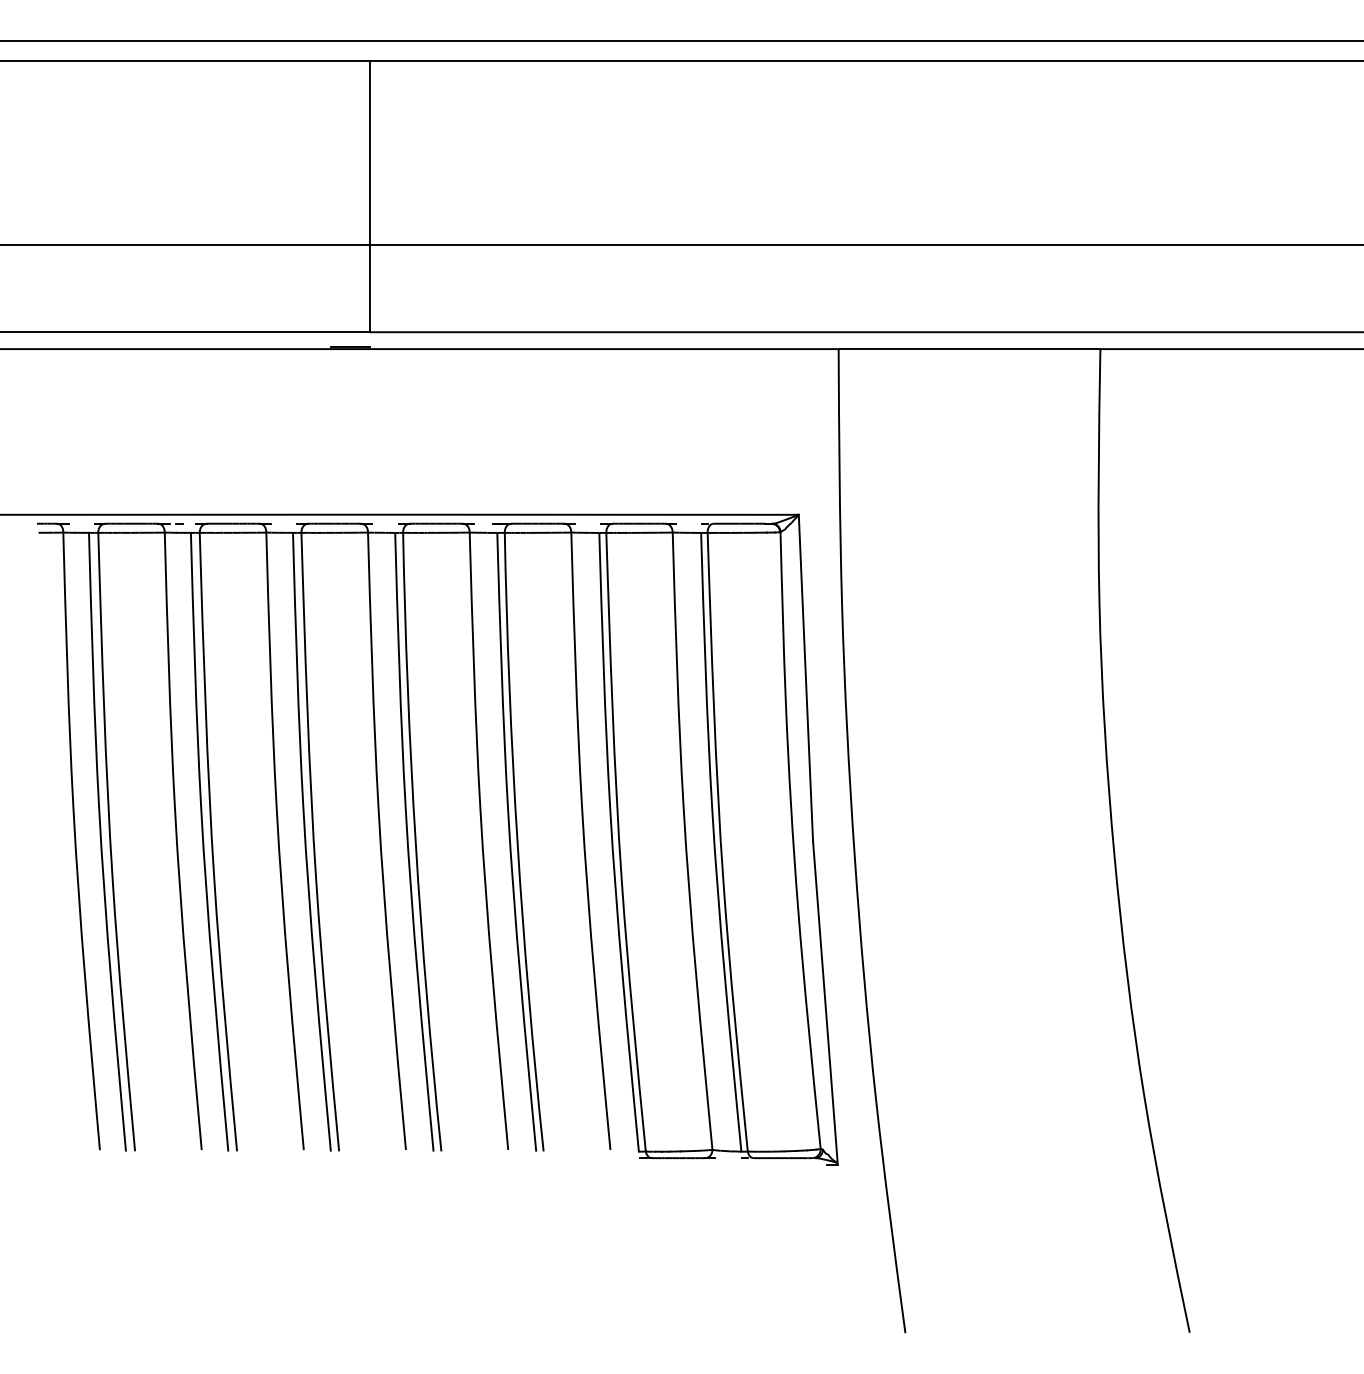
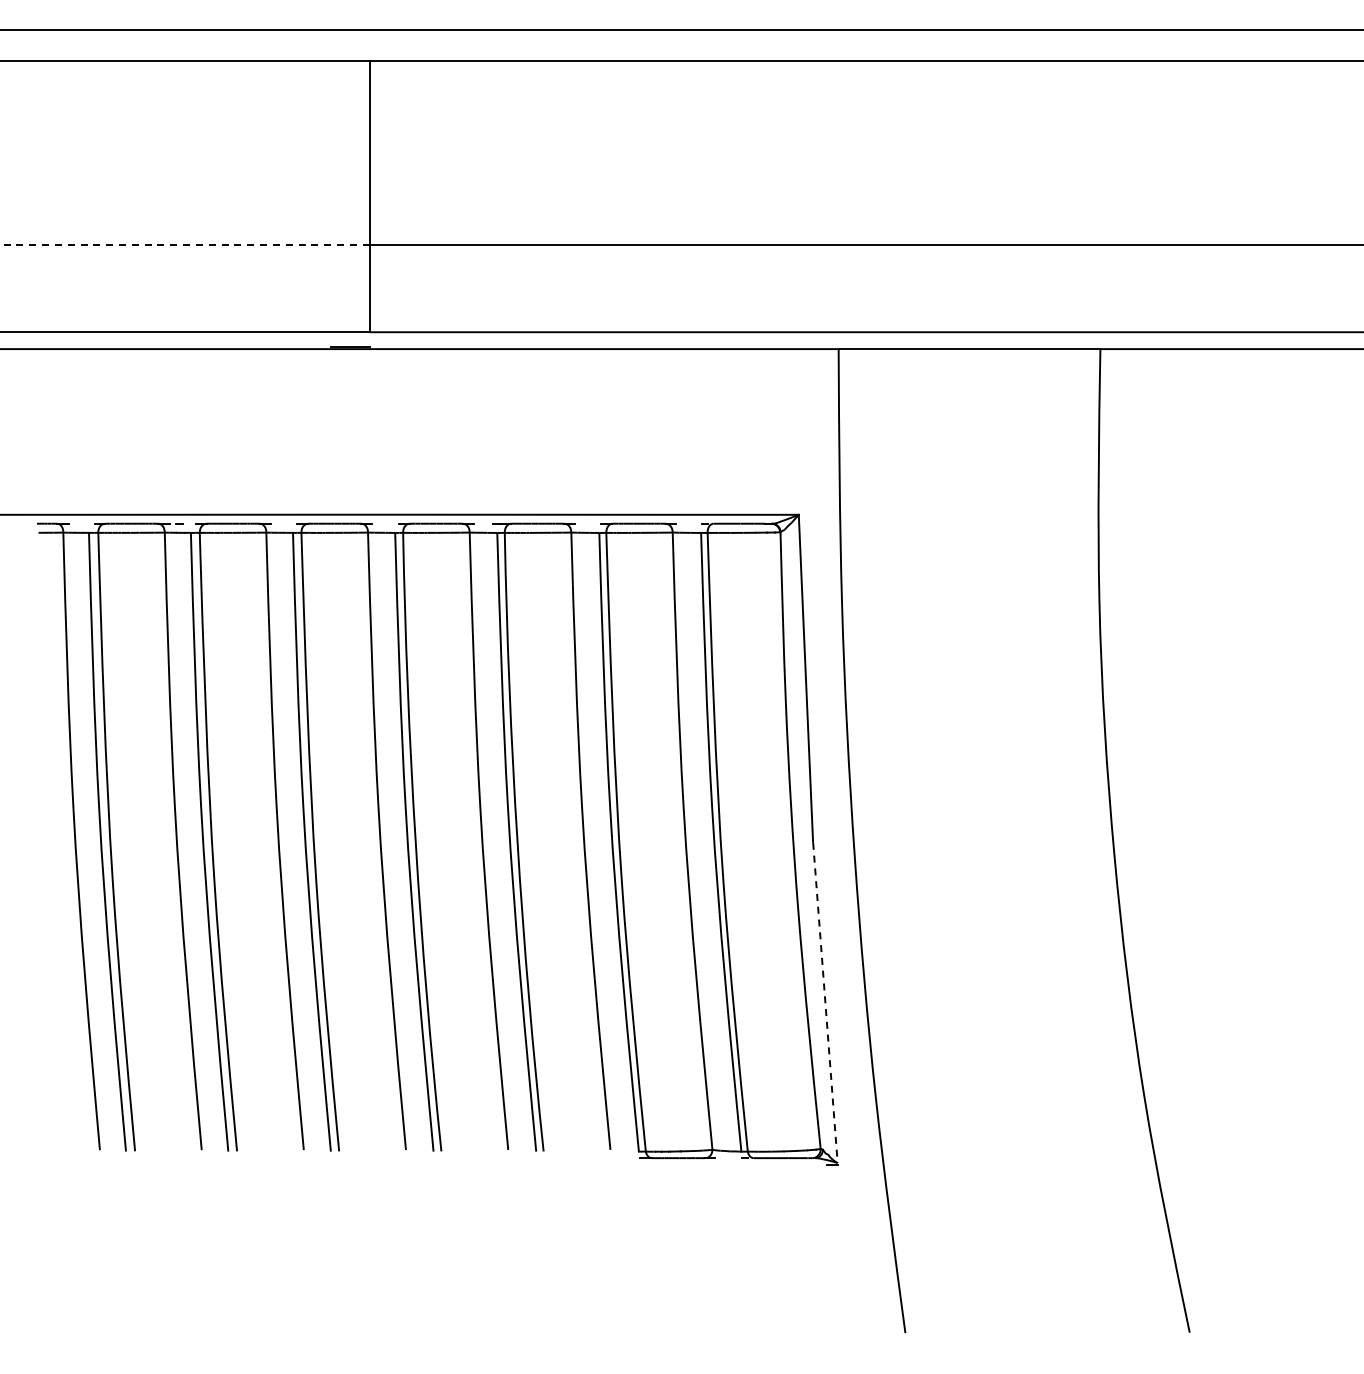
line position: (681, 41) -> (681, 30) (681, 30)
line: solid -> dashed (184, 244)
line: solid -> dashed (825, 1002)
